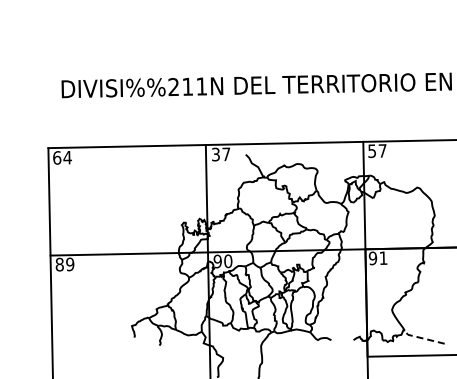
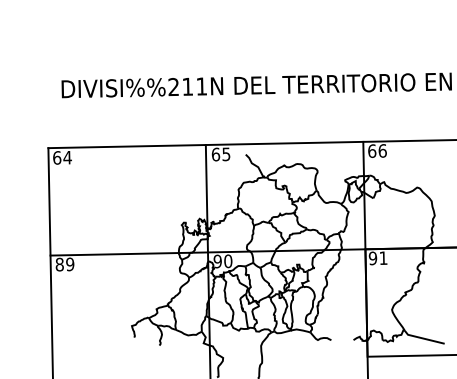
text: 57 -> 66 (377, 151)
text: 37 -> 65 (220, 154)
line: dashed -> solid (422, 338)
